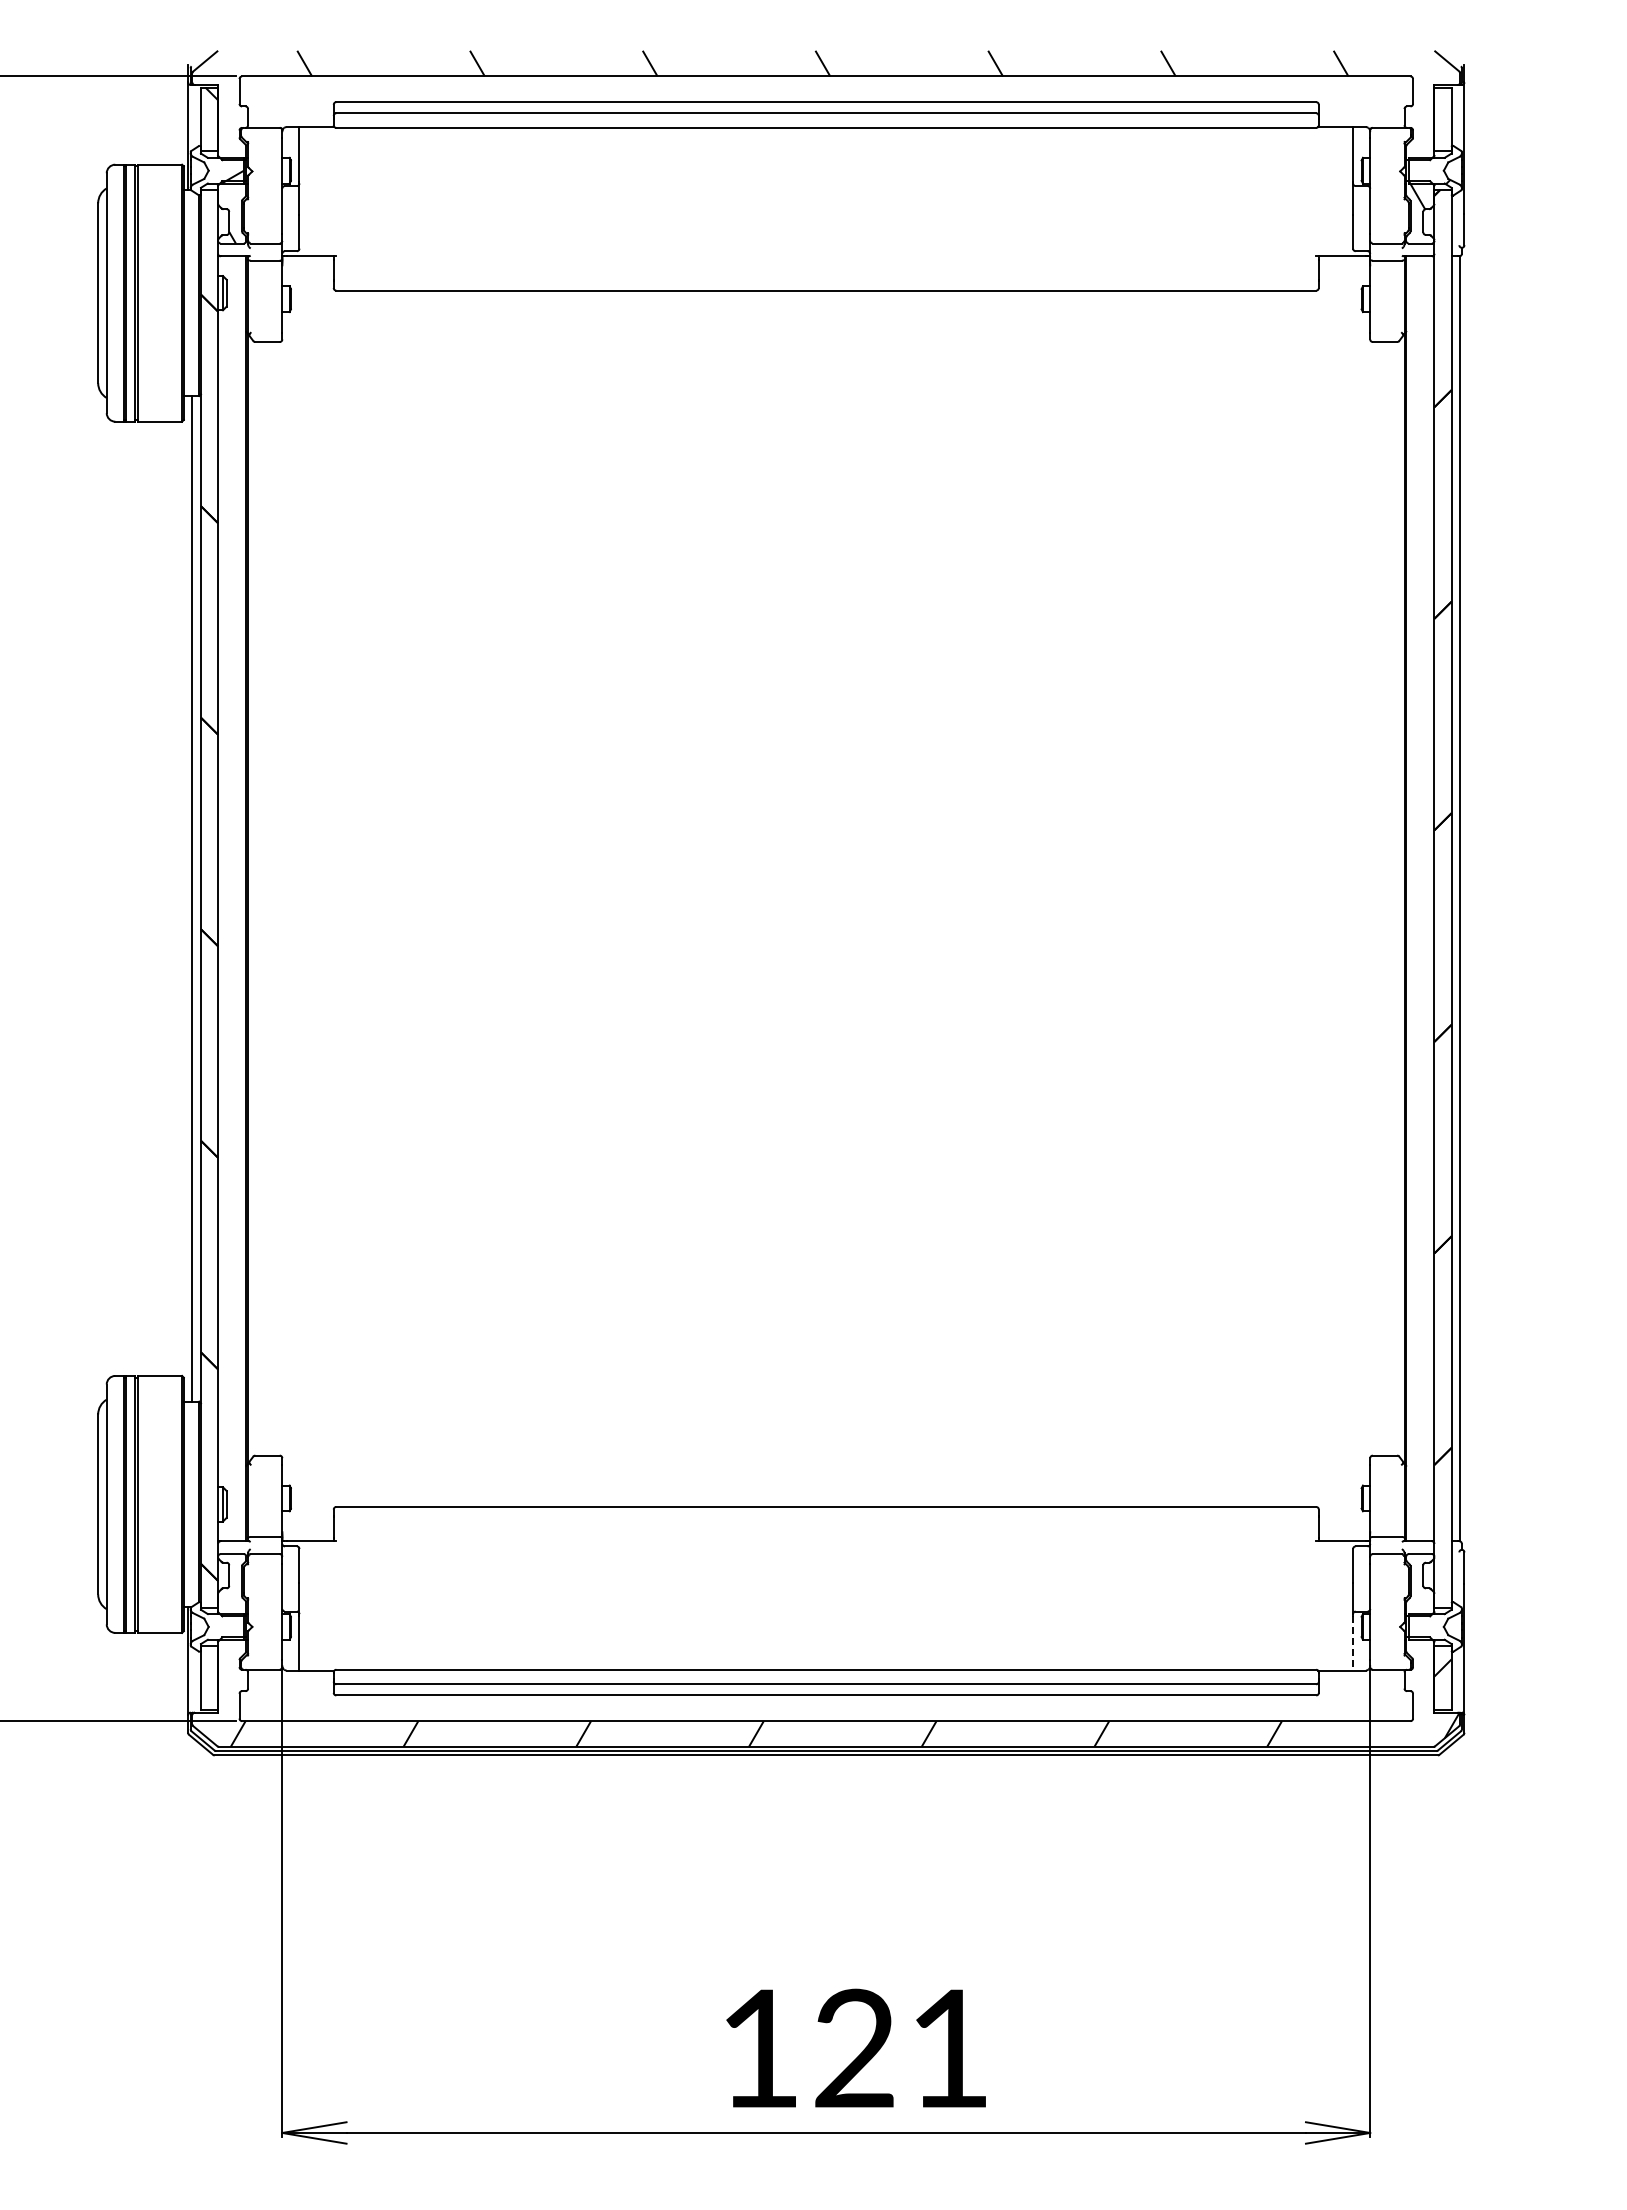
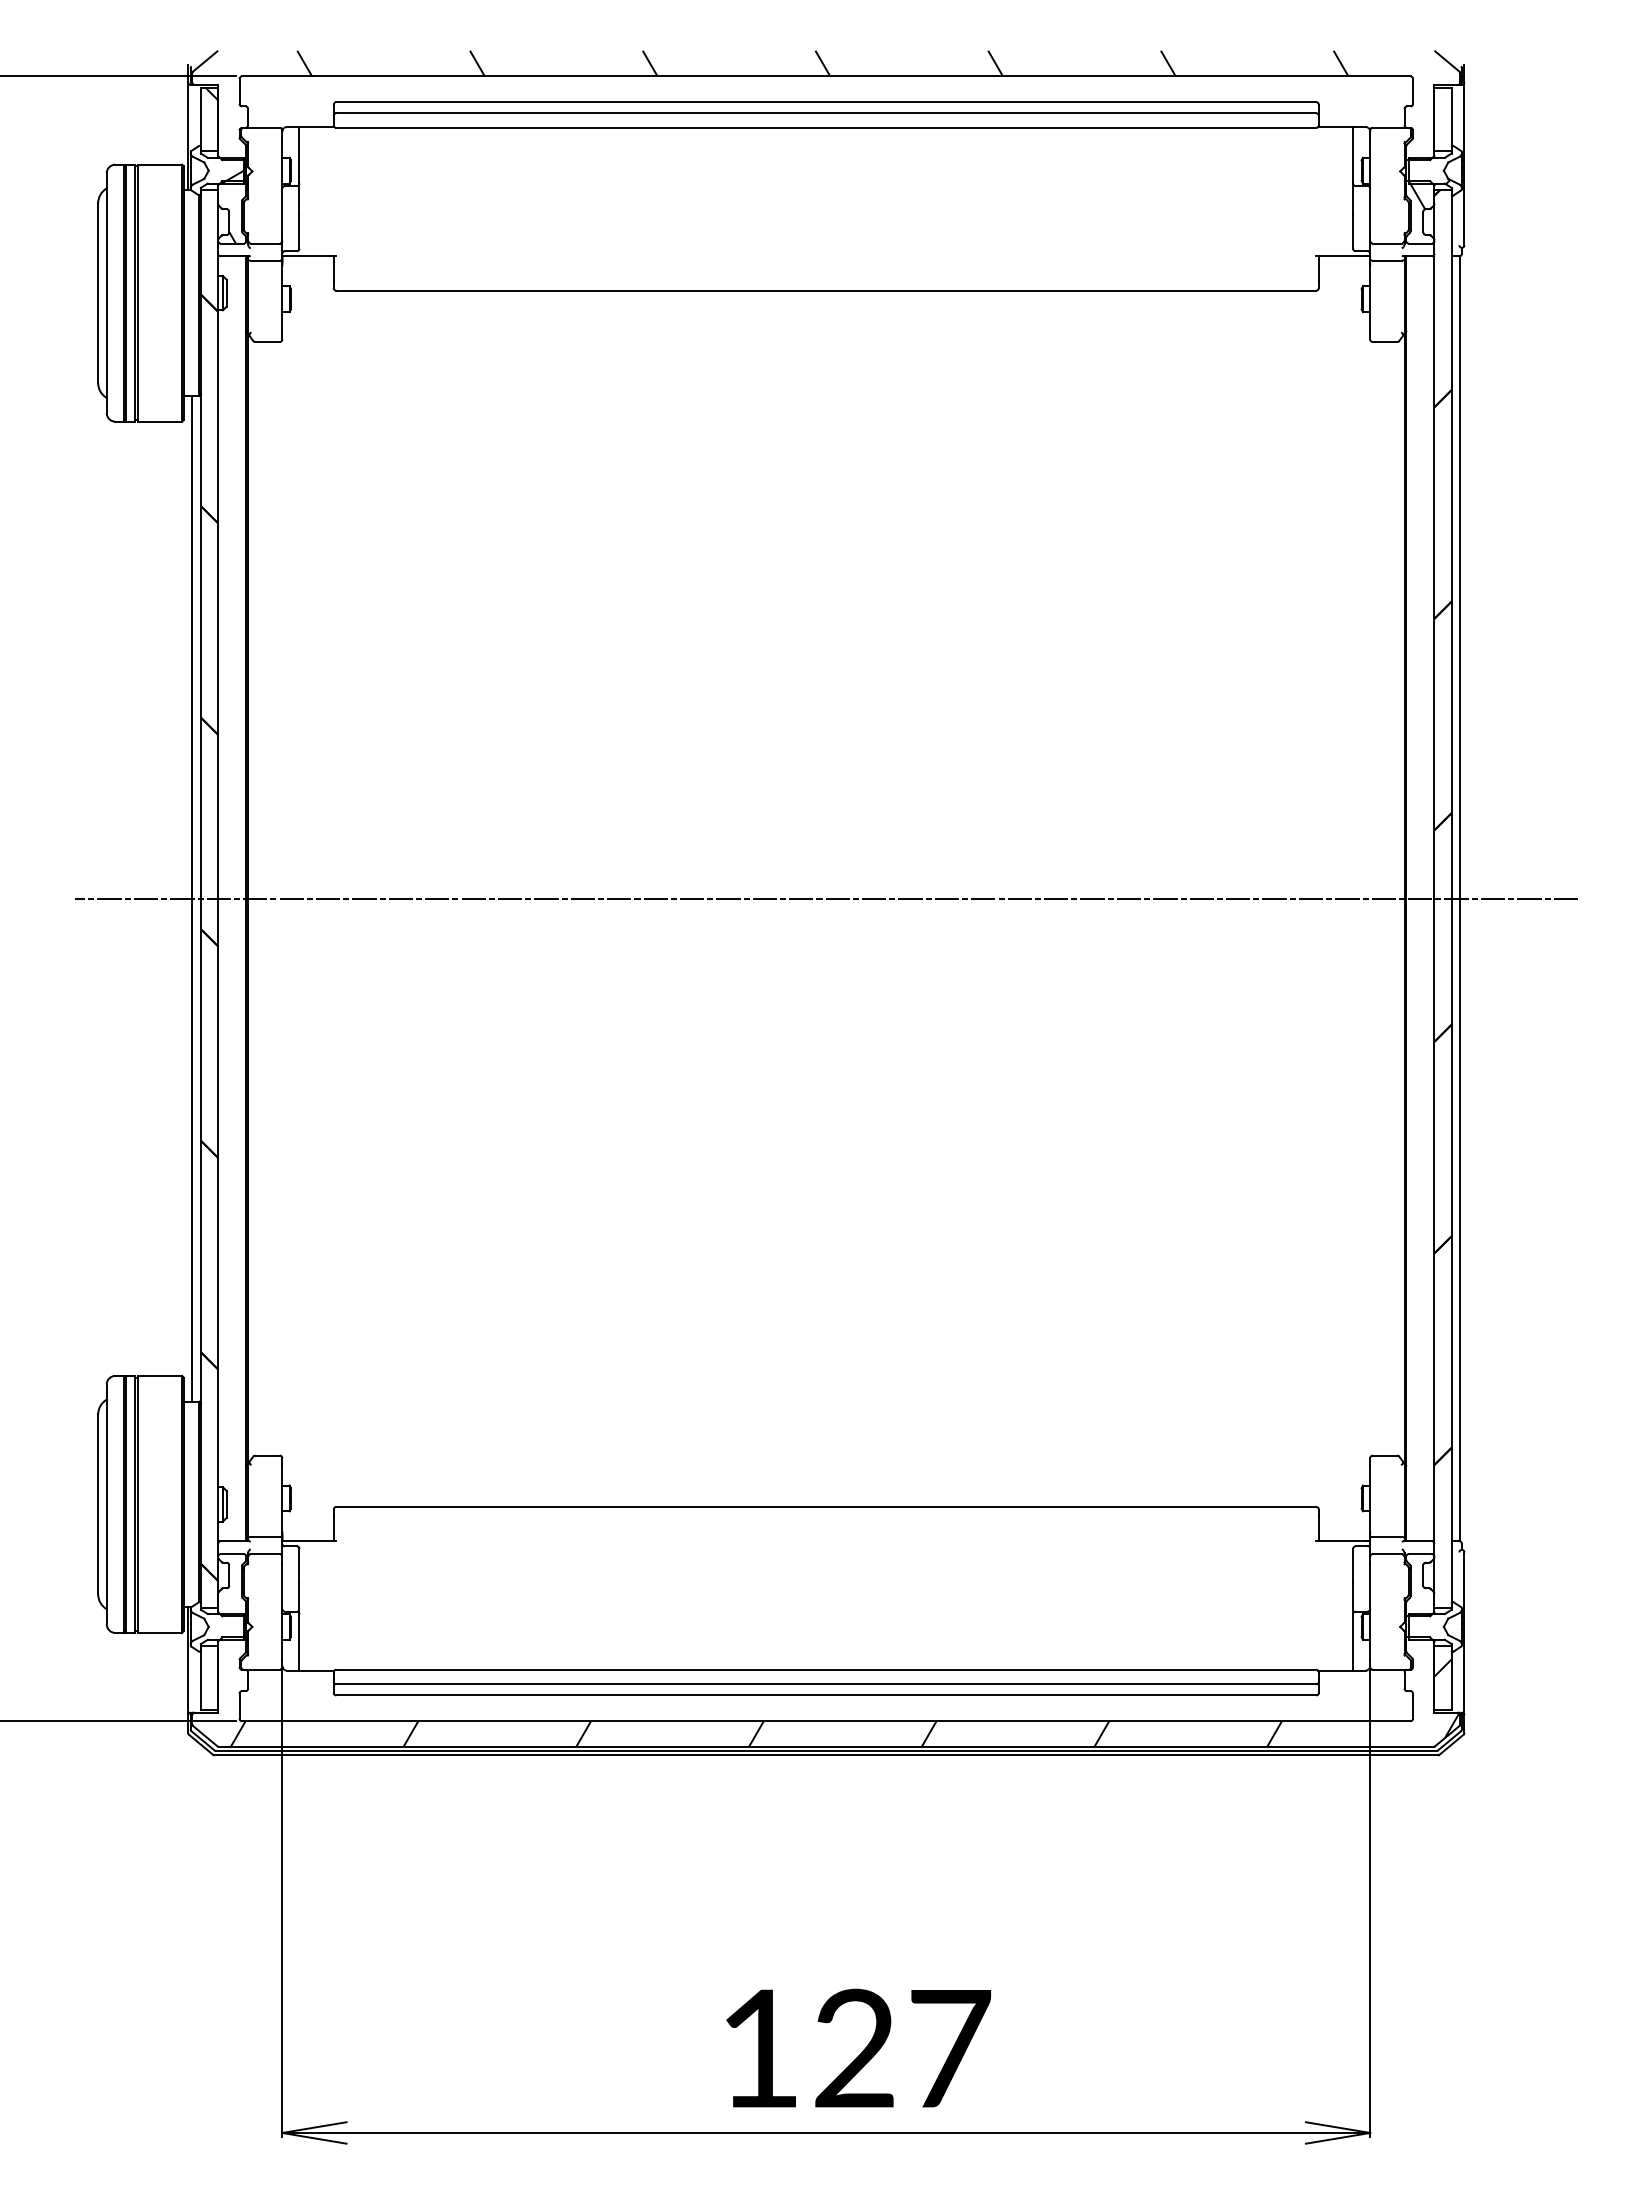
line: none -> present (825, 898)
line: dashed -> solid (1353, 1643)
text: 121 -> 127 (951, 2048)
